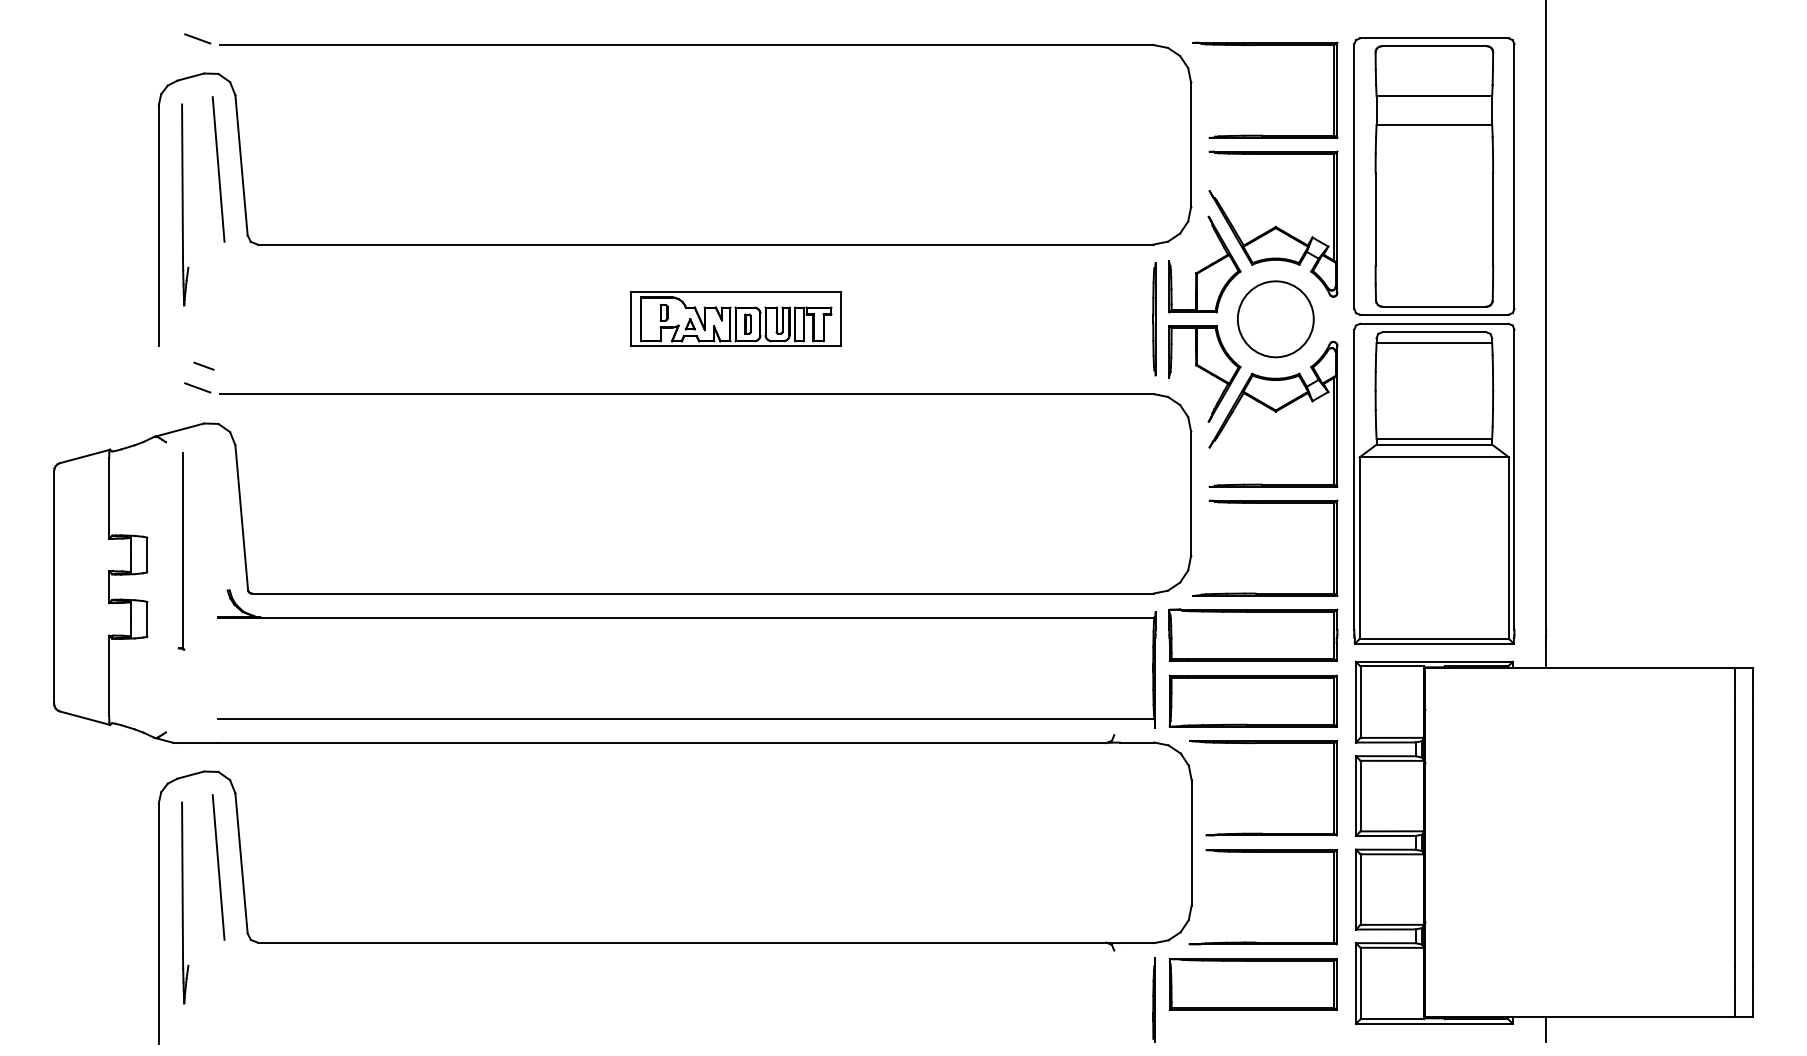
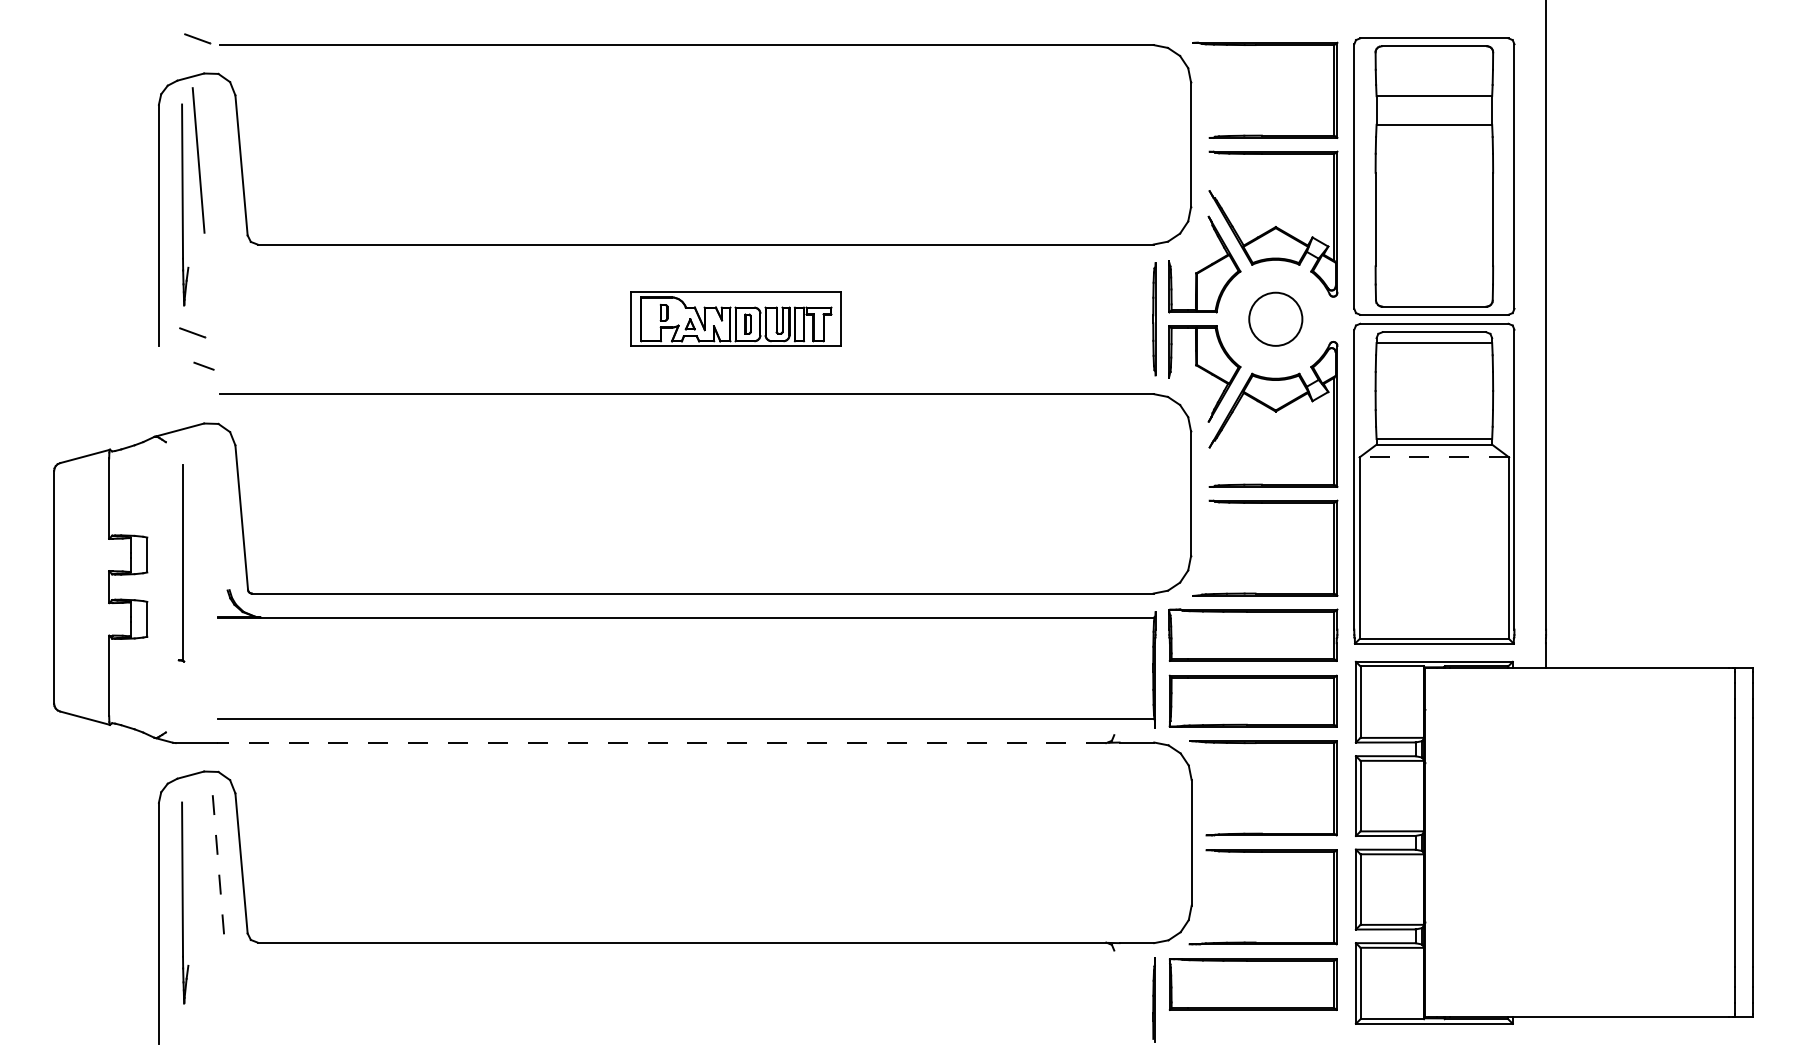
line position: (218, 169) -> (198, 160) (198, 160)
circle diameter: 76 px -> 53 px (1275, 318)
line position: (197, 387) -> (192, 332) (192, 332)
line: solid -> dashed (1434, 457)
part position: (181, 551) -> (181, 563) (181, 563)
line: solid -> dashed (661, 743)
line: solid -> dashed (218, 867)
line: present -> none (1545, 1029)
